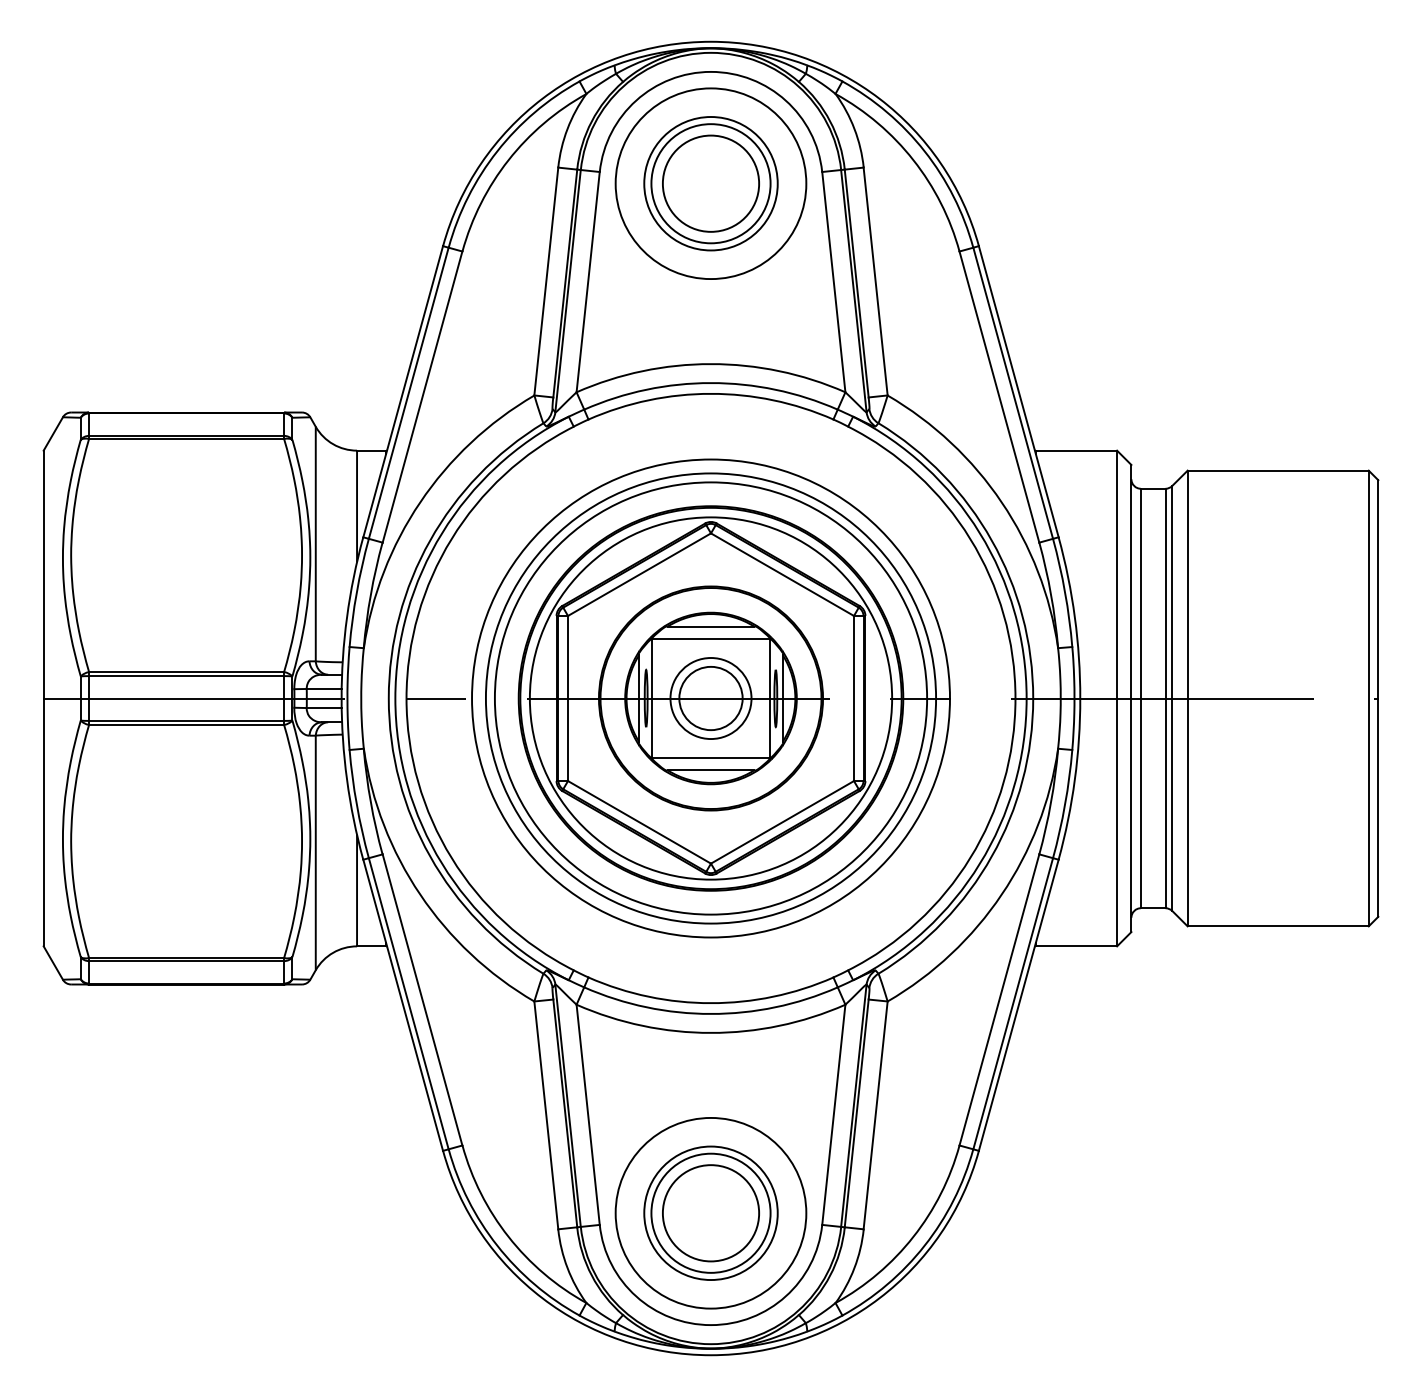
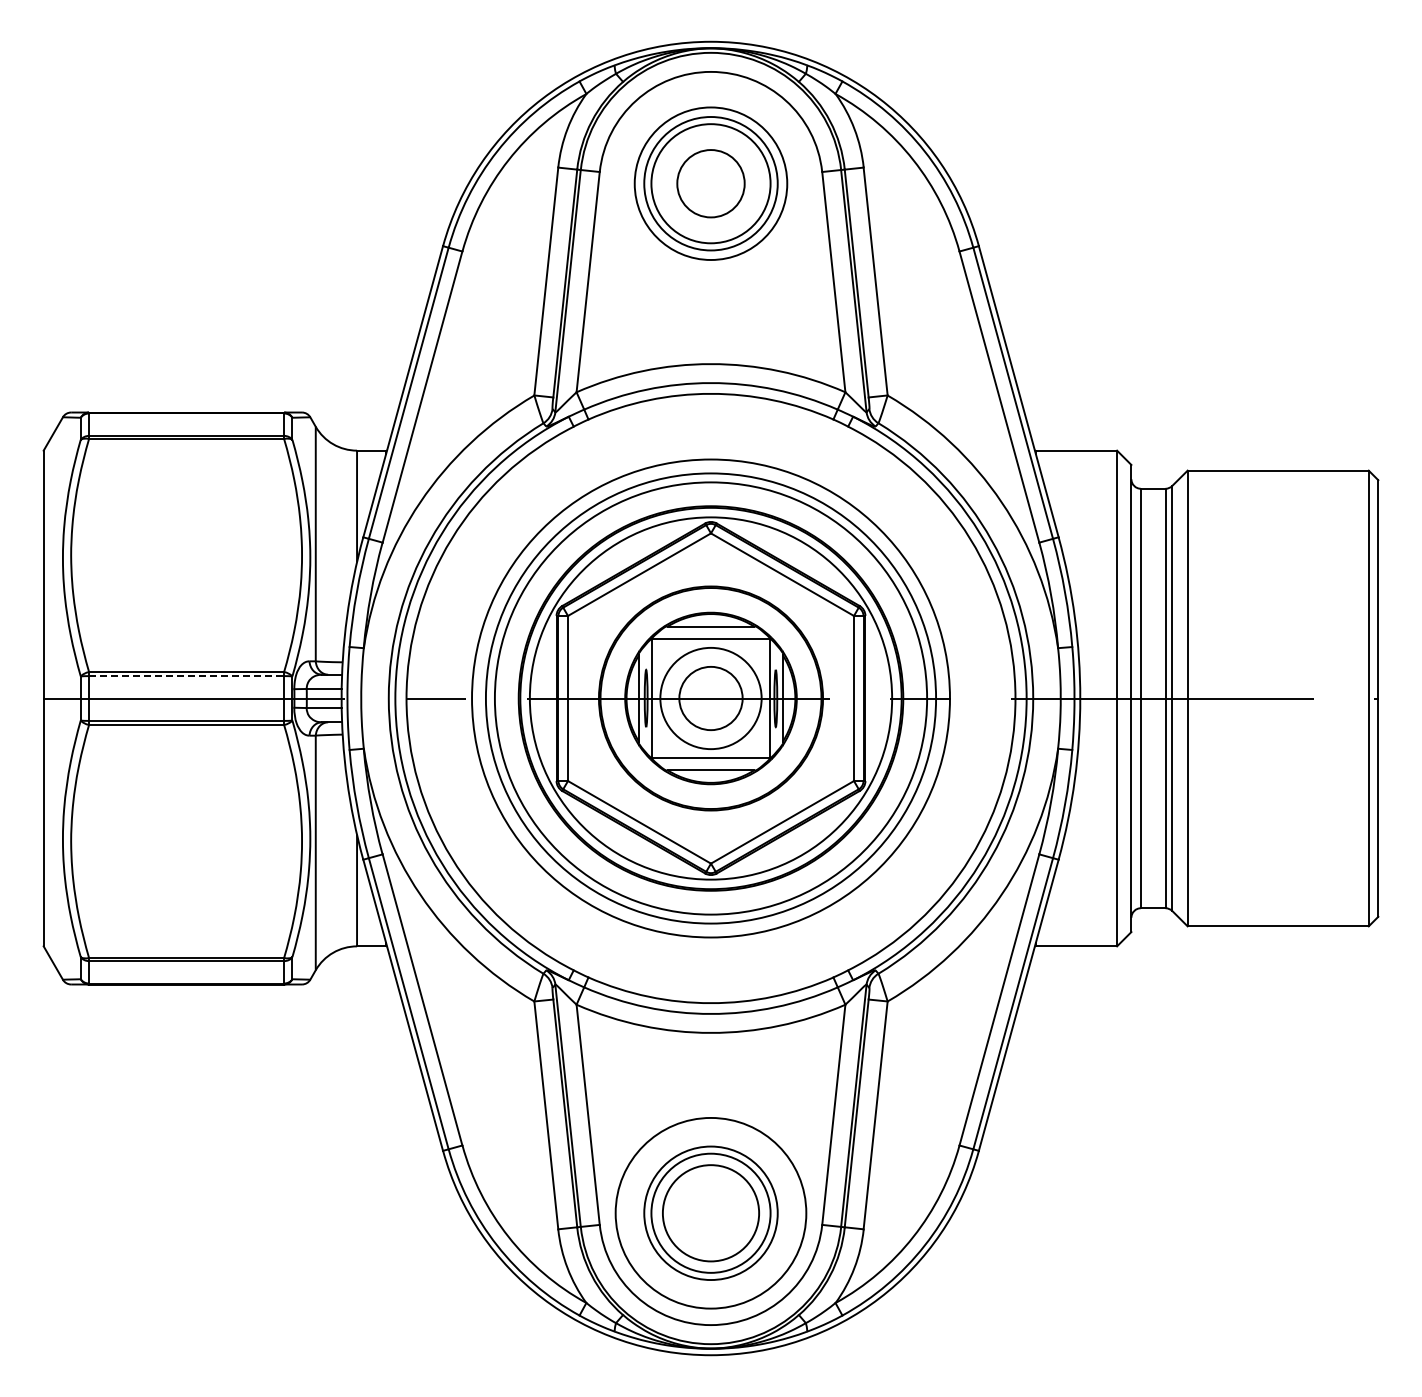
circle diameter: 191 px -> 153 px (710, 183)
circle diameter: 96 px -> 67 px (710, 183)
line: solid -> dashed (186, 676)
circle diameter: 81 px -> 101 px (710, 698)
